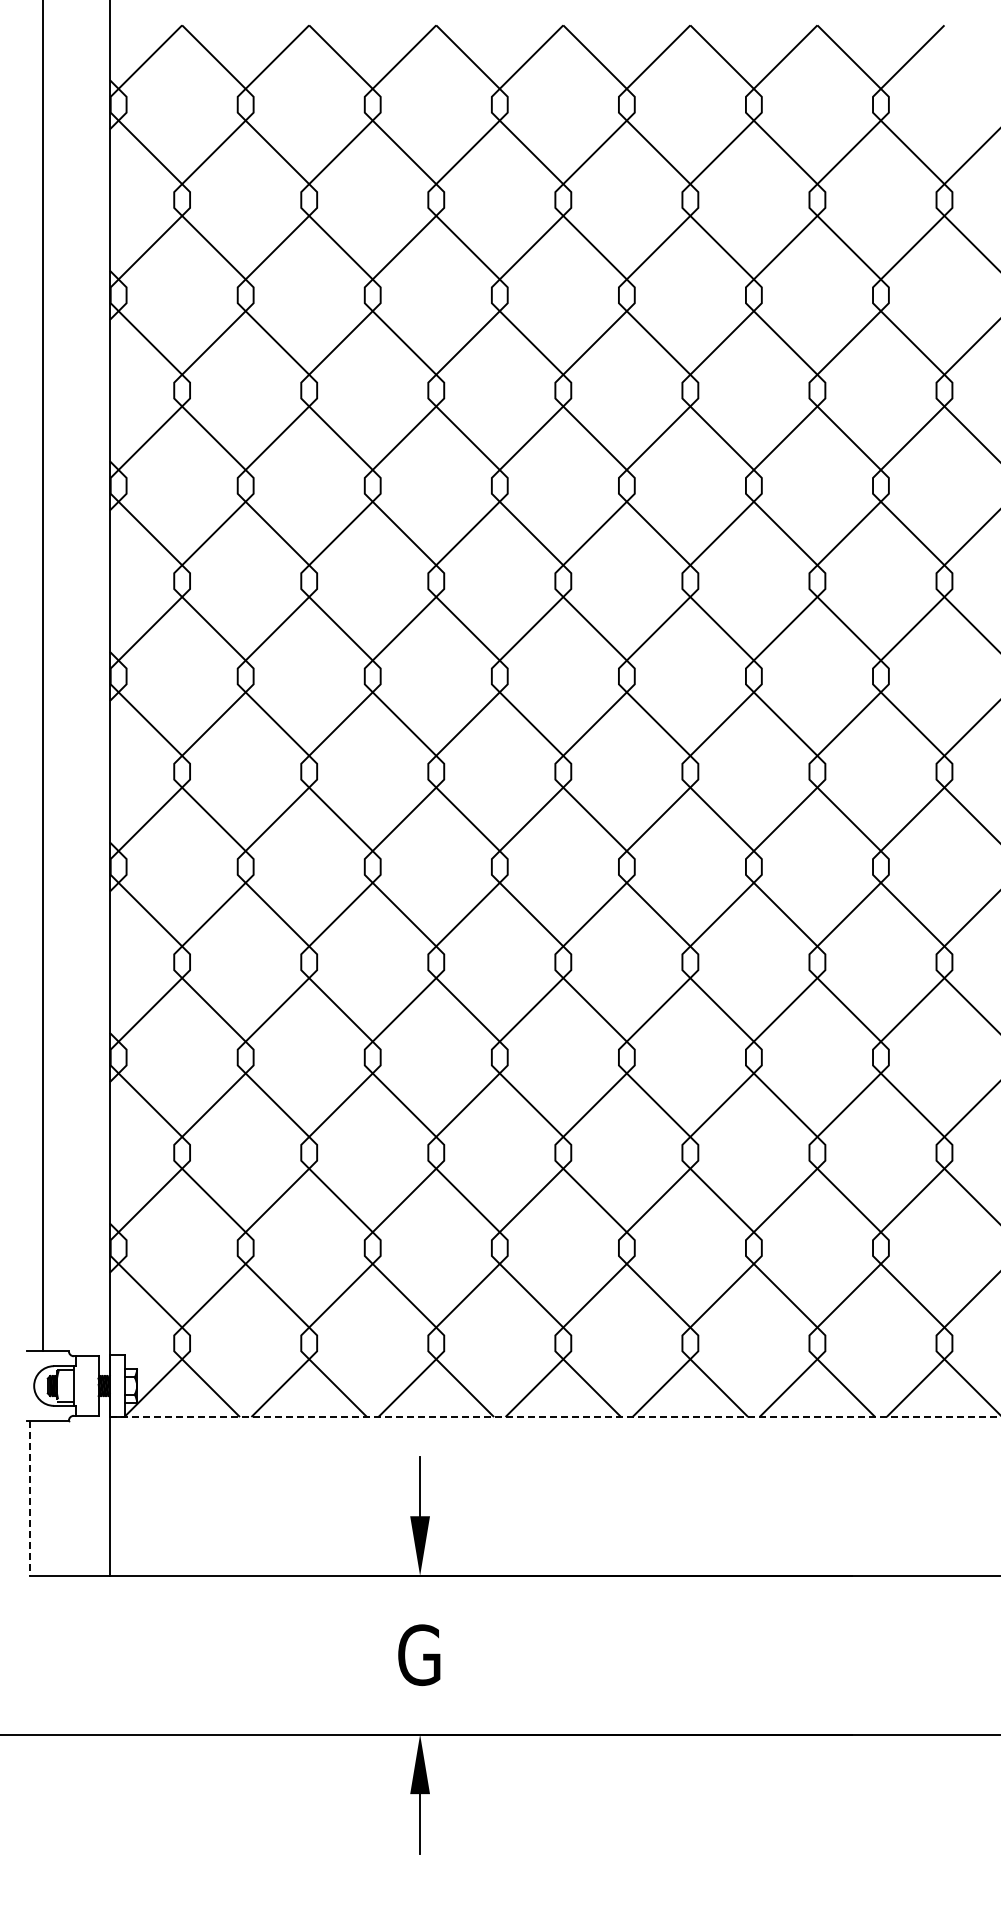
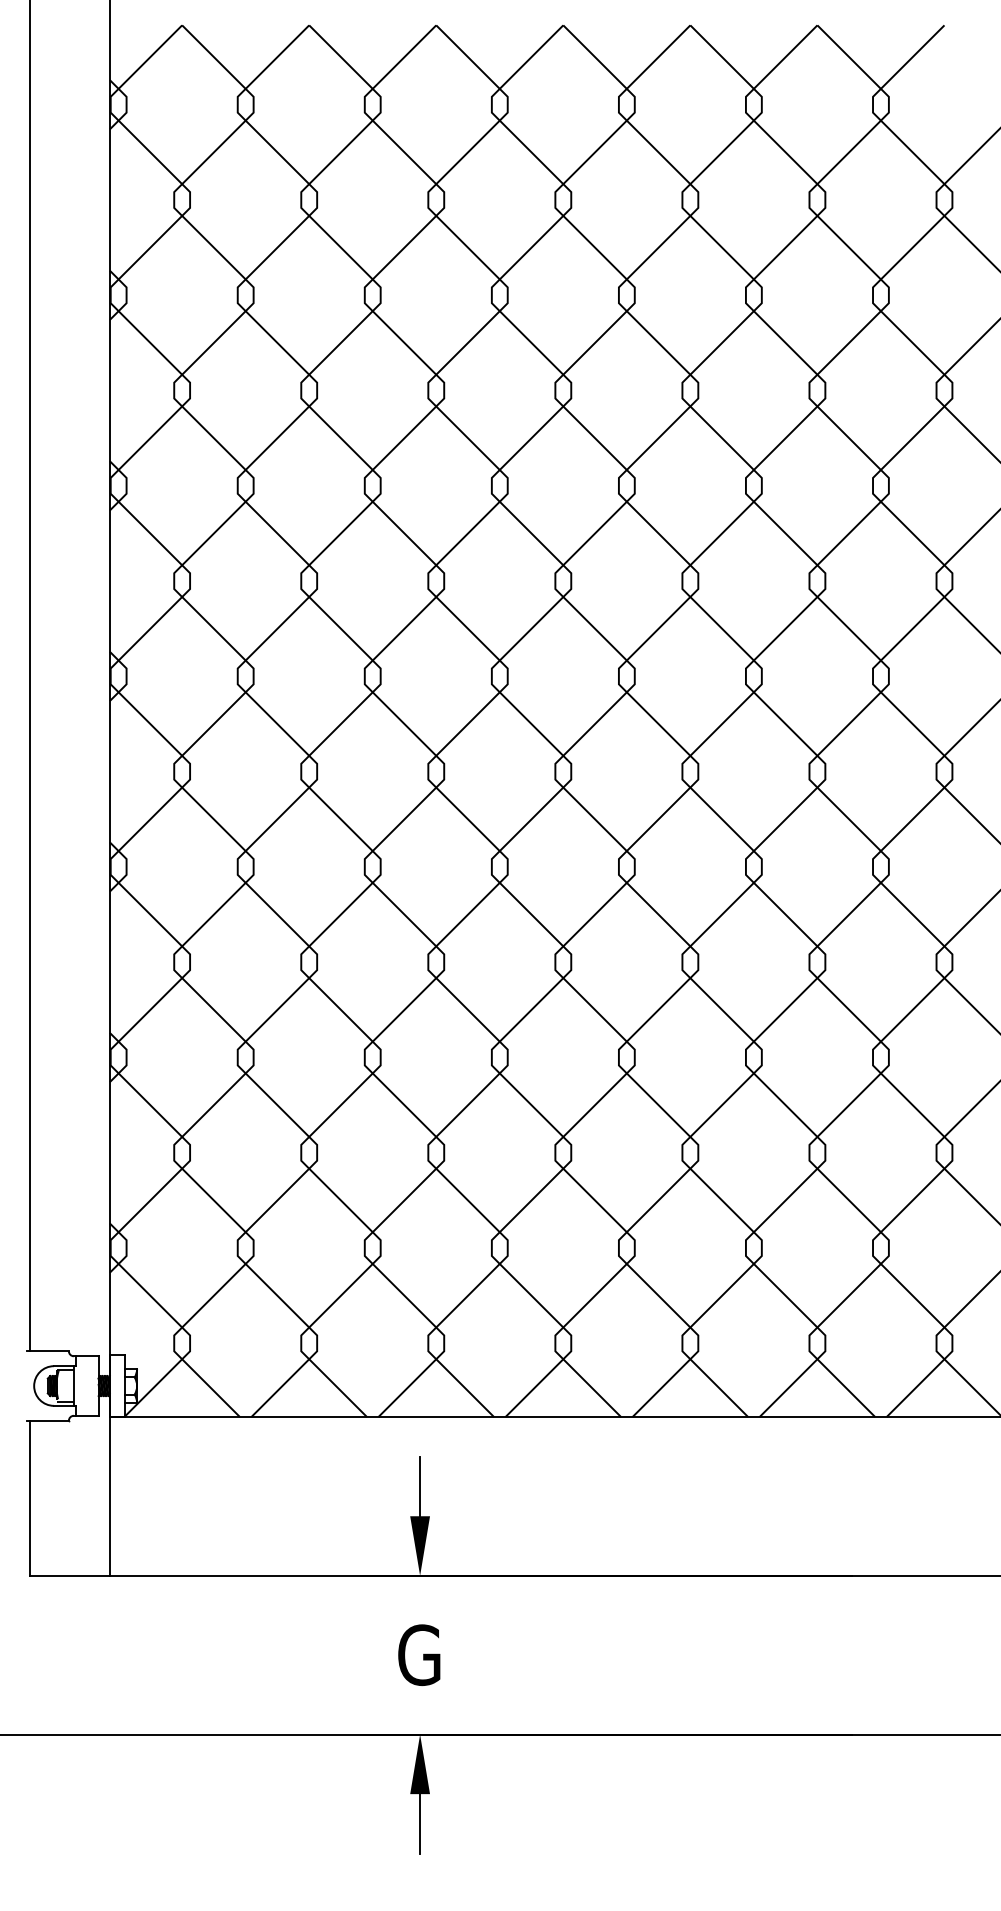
line position: (43, 676) -> (30, 676) (30, 676)
line: dashed -> solid (555, 1417)
line: dashed -> solid (30, 1498)
